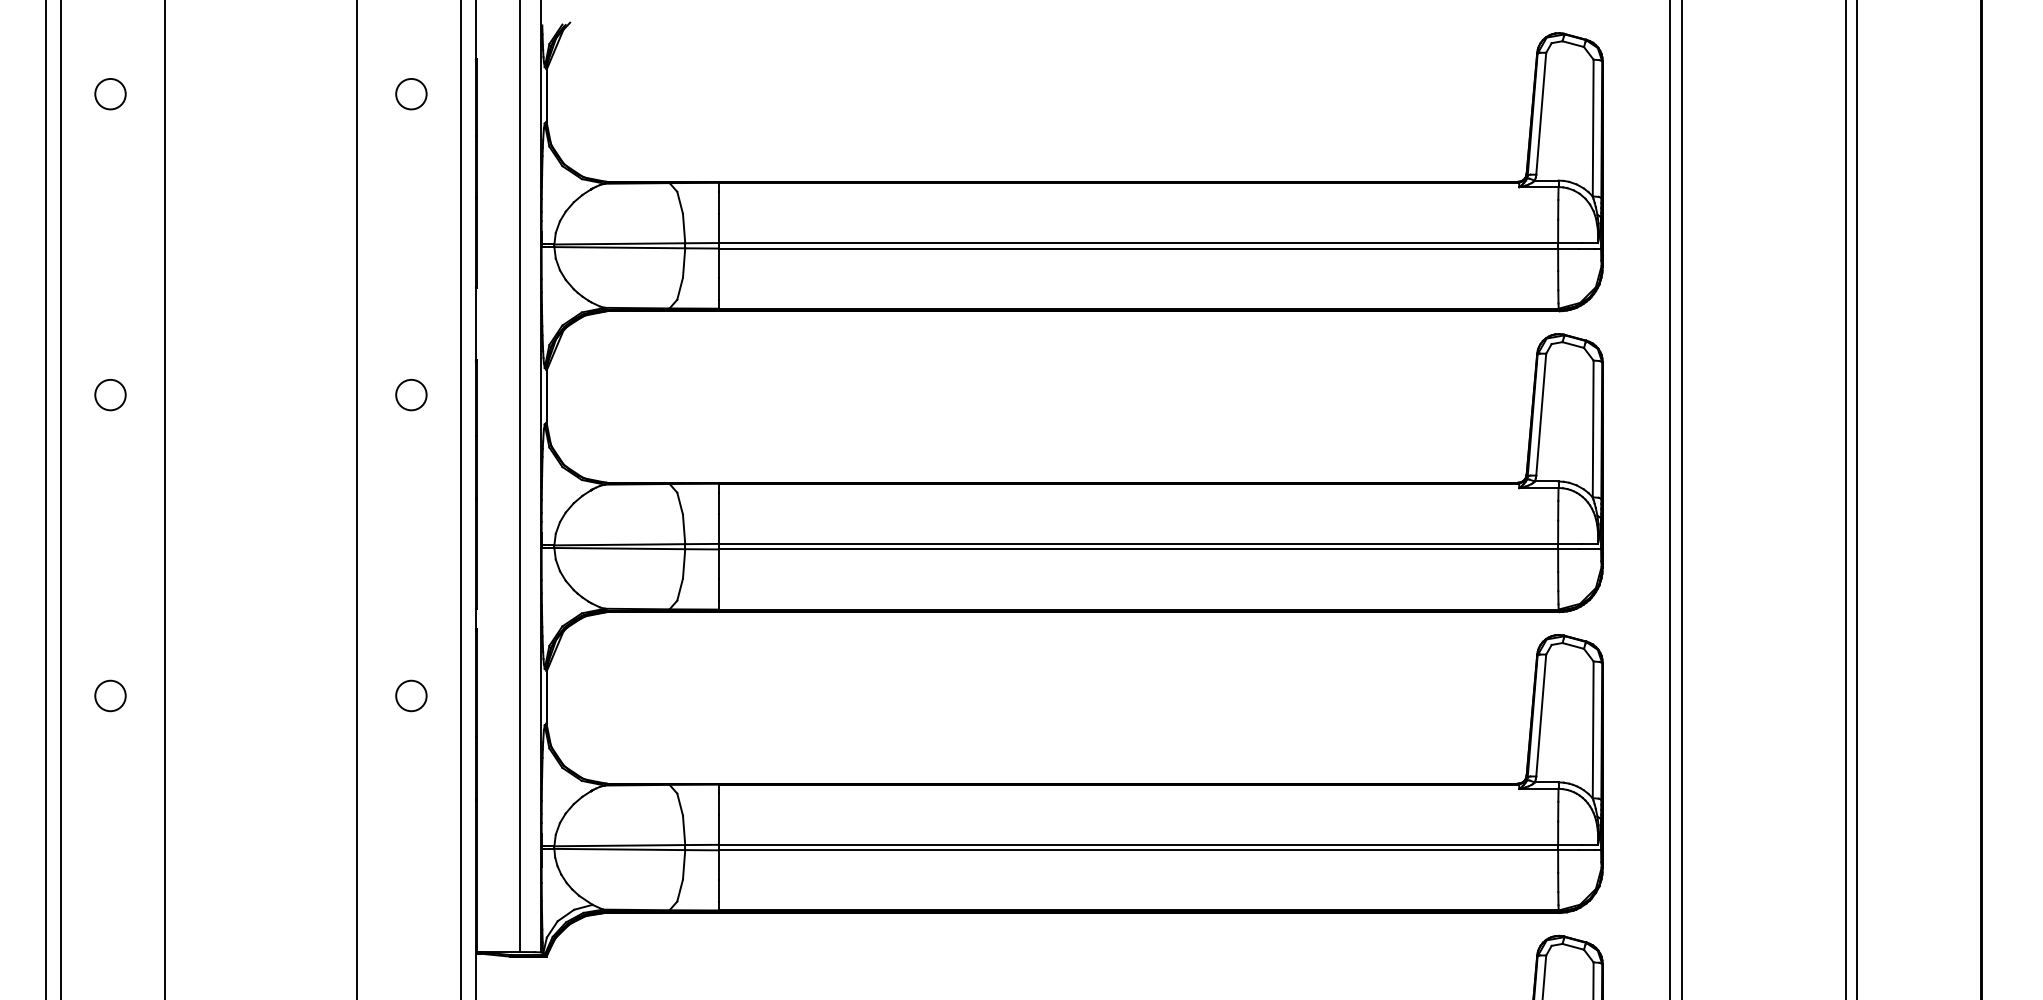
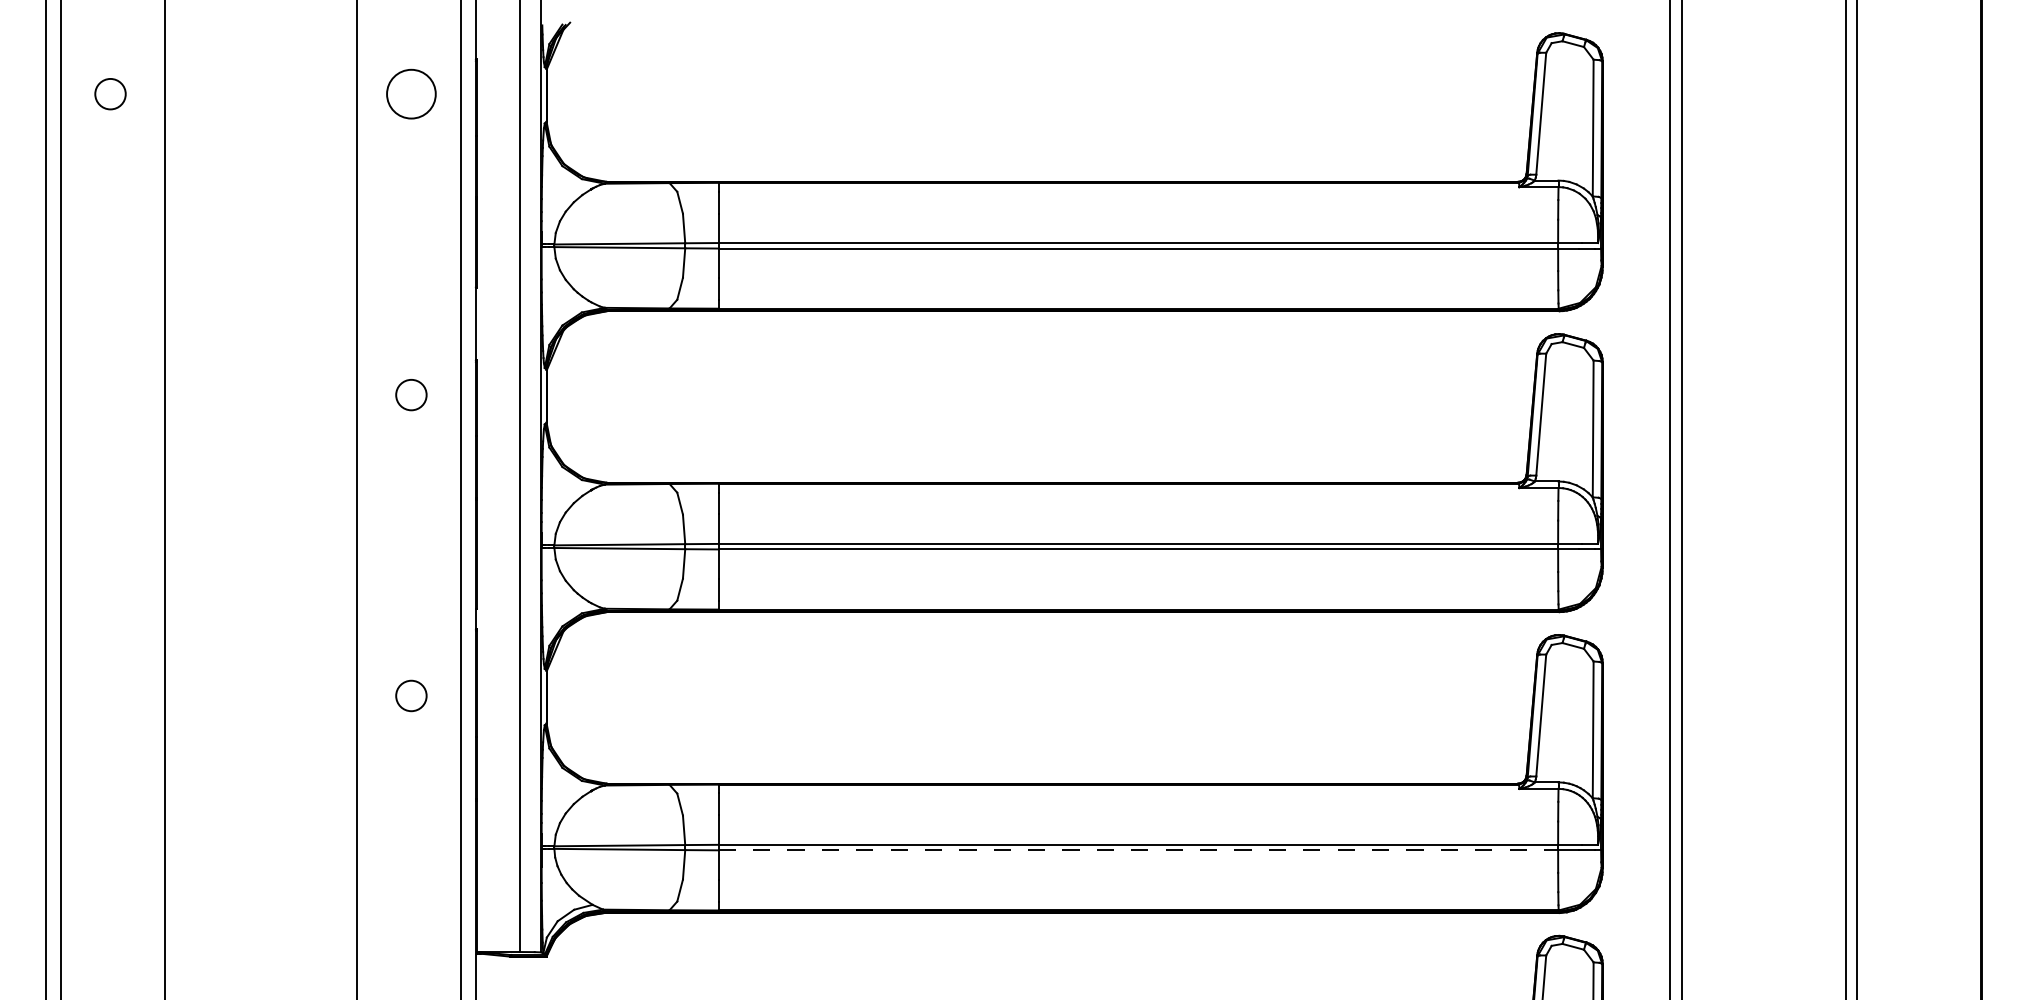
circle diameter: 30 px -> 49 px (411, 93)
circle: present -> none (110, 395)
circle: present -> none (110, 695)
line: solid -> dashed (1138, 850)
